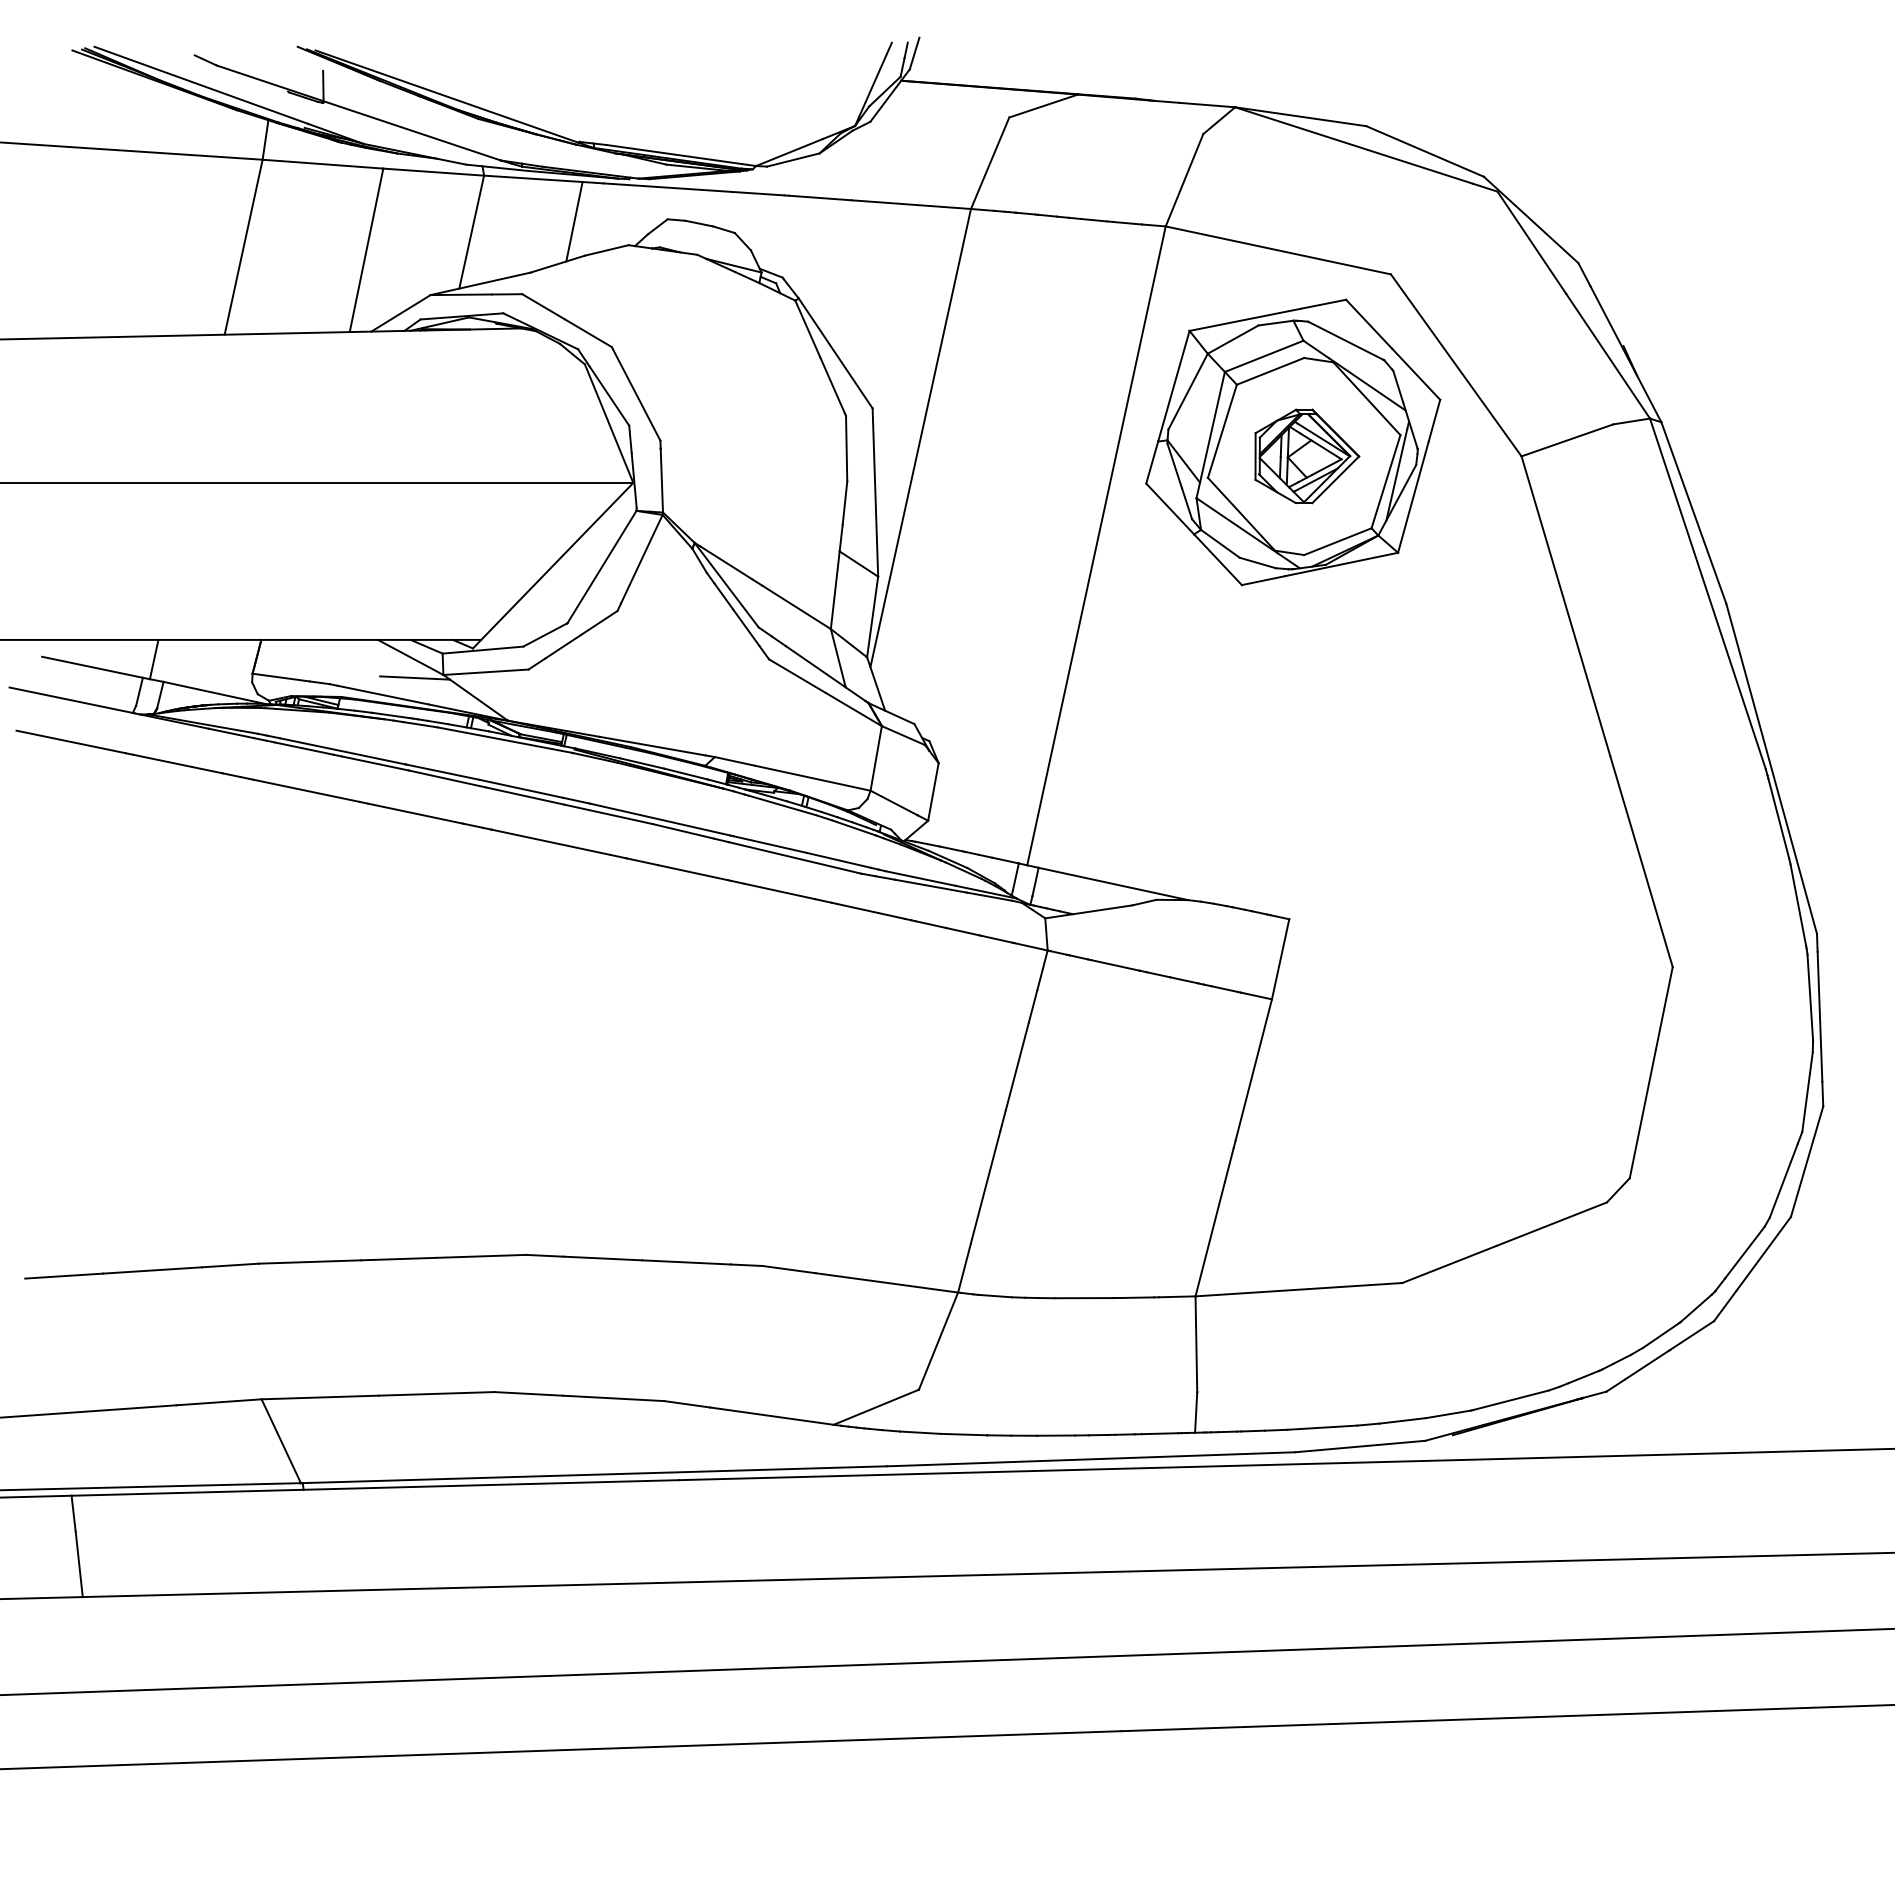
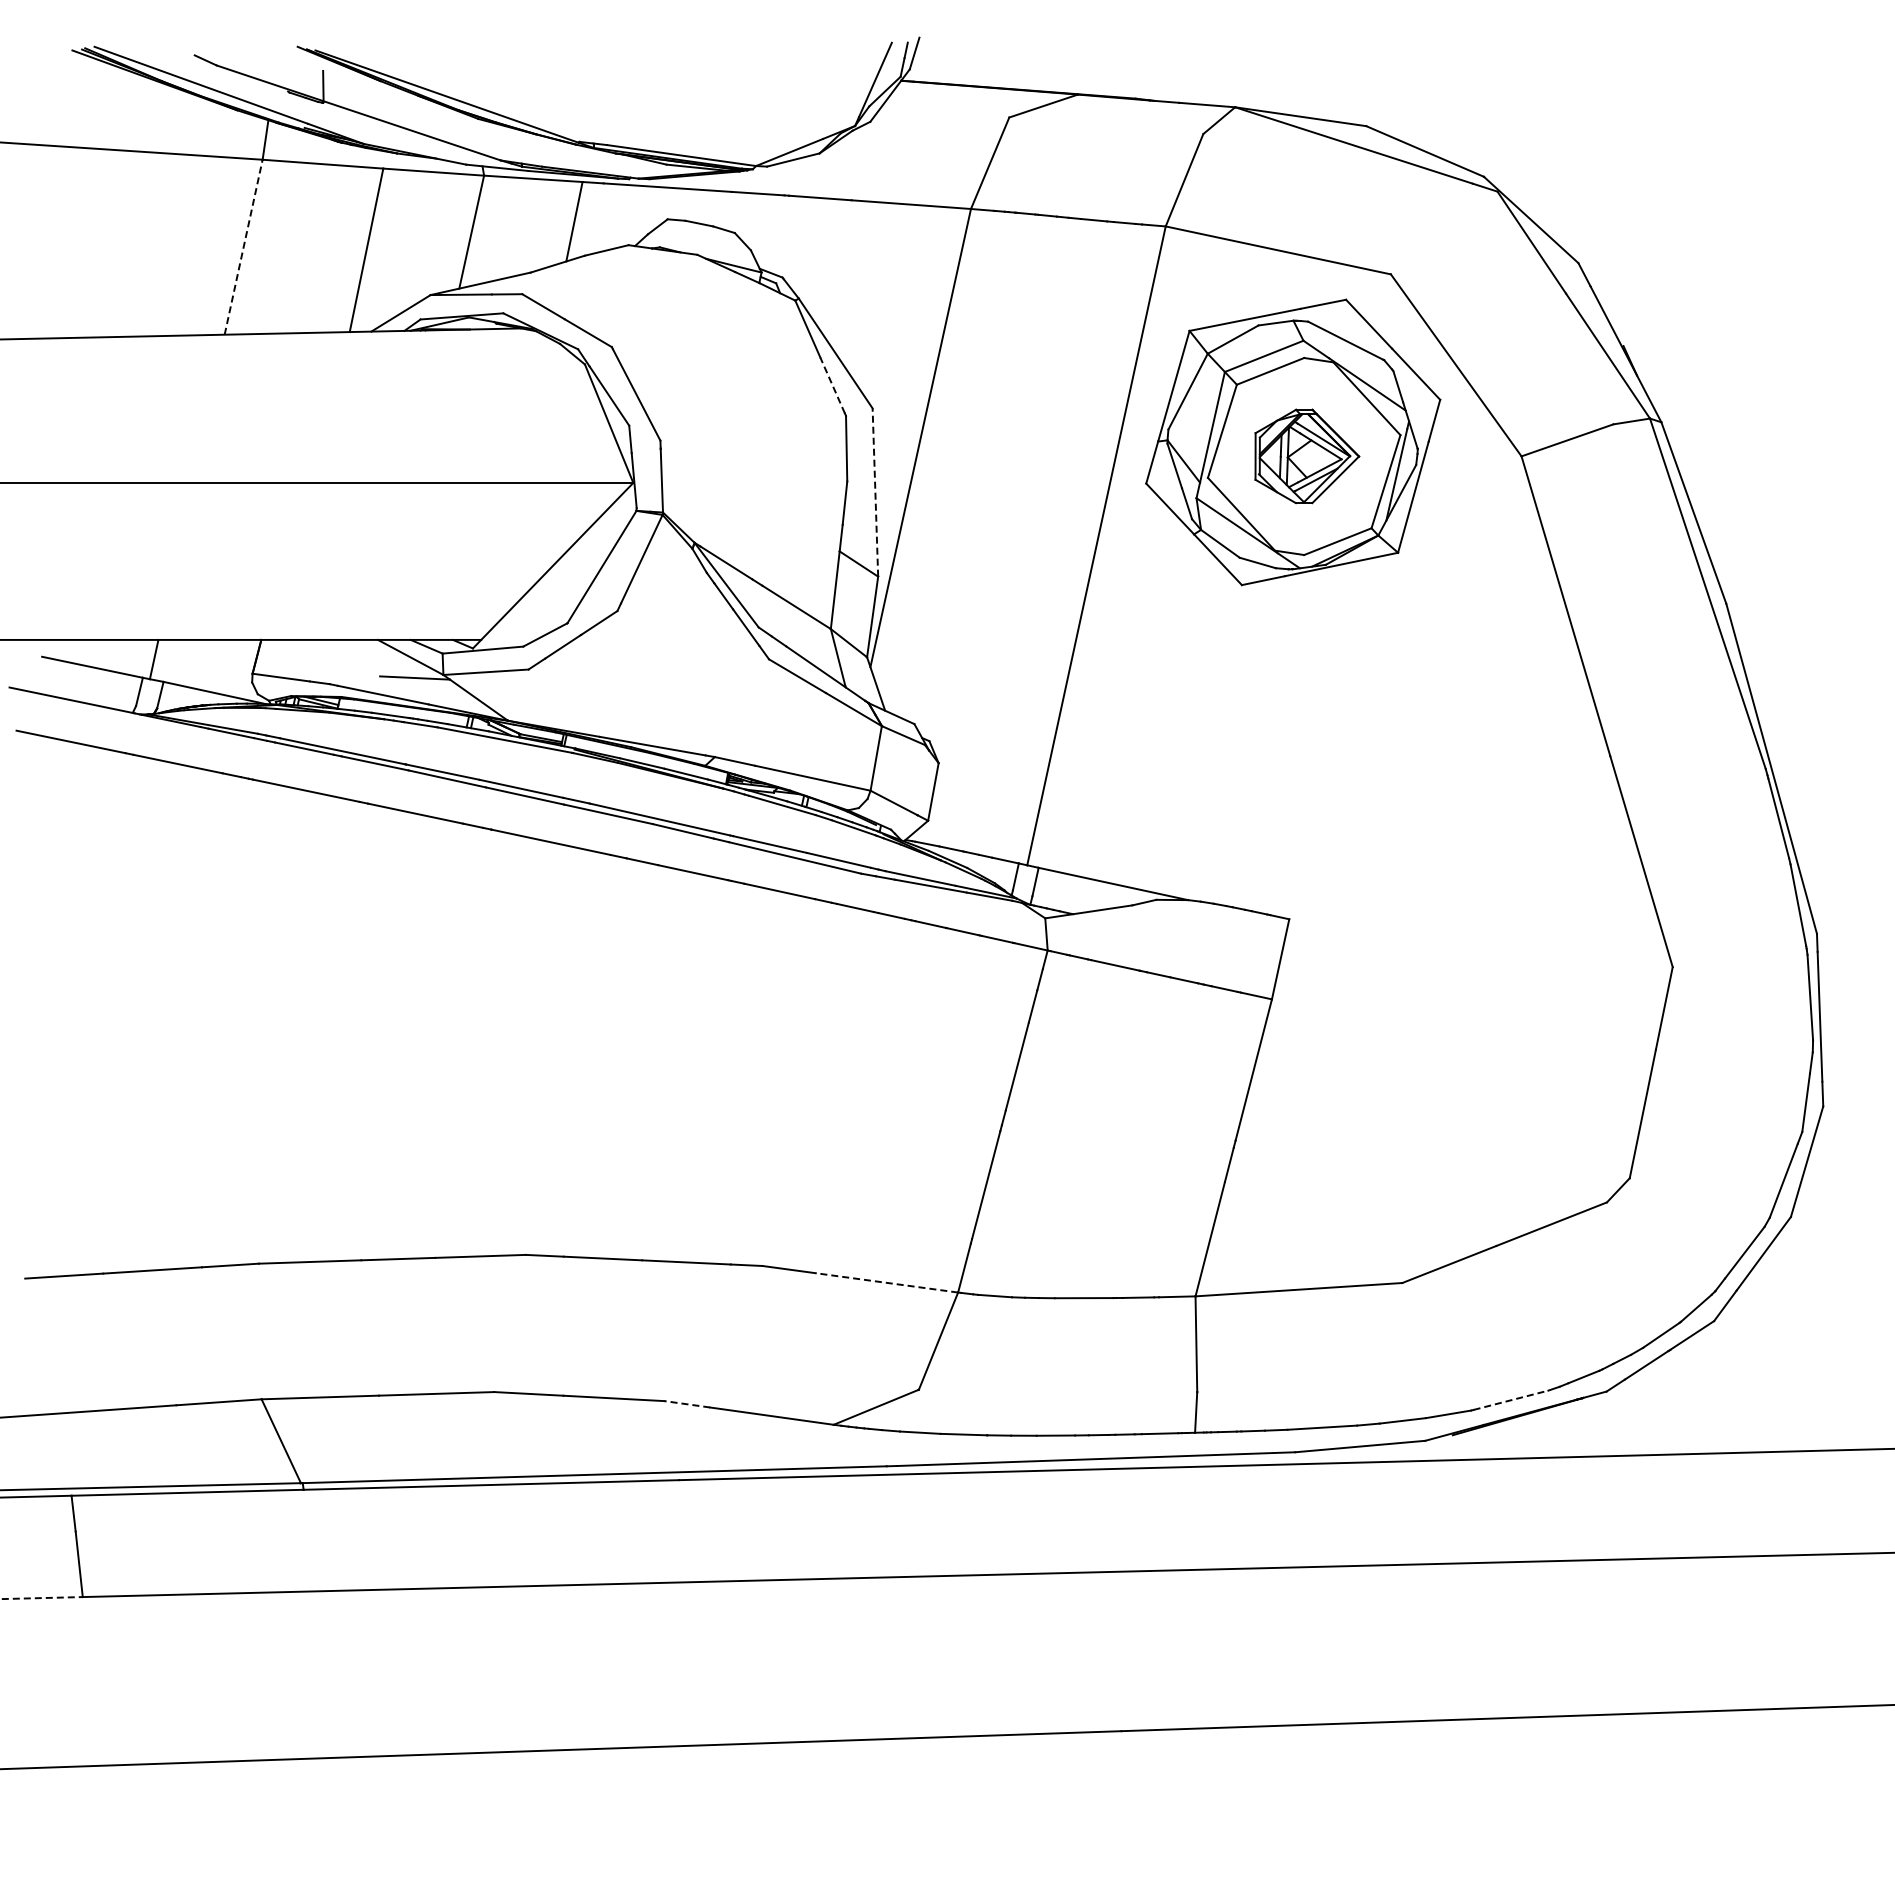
line: solid -> dashed (243, 247)
line: solid -> dashed (832, 385)
line: solid -> dashed (875, 492)
line: solid -> dashed (886, 1282)
line: solid -> dashed (1511, 1400)
line: solid -> dashed (686, 1404)
line: solid -> dashed (41, 1598)
line: present -> none (946, 1661)
